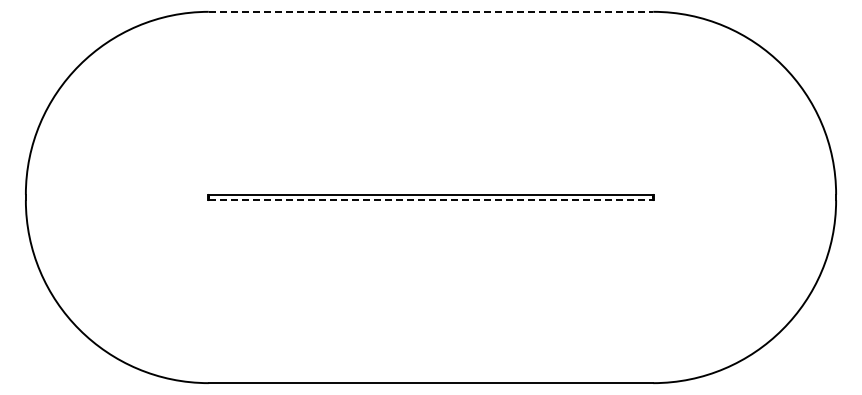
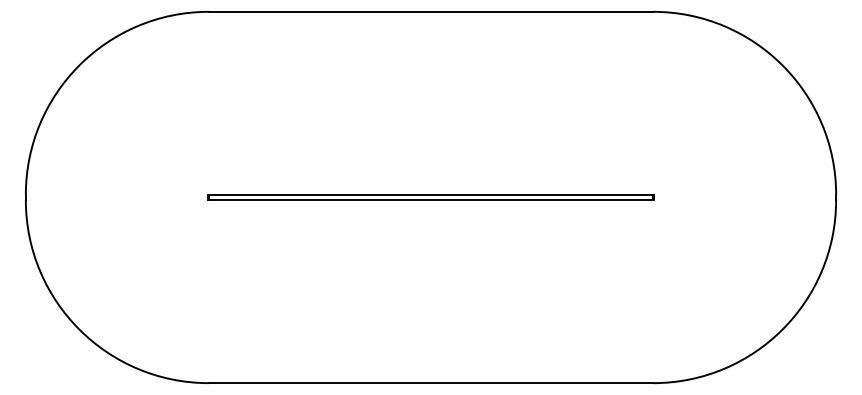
line: dashed -> solid (431, 11)
line: dashed -> solid (431, 200)
